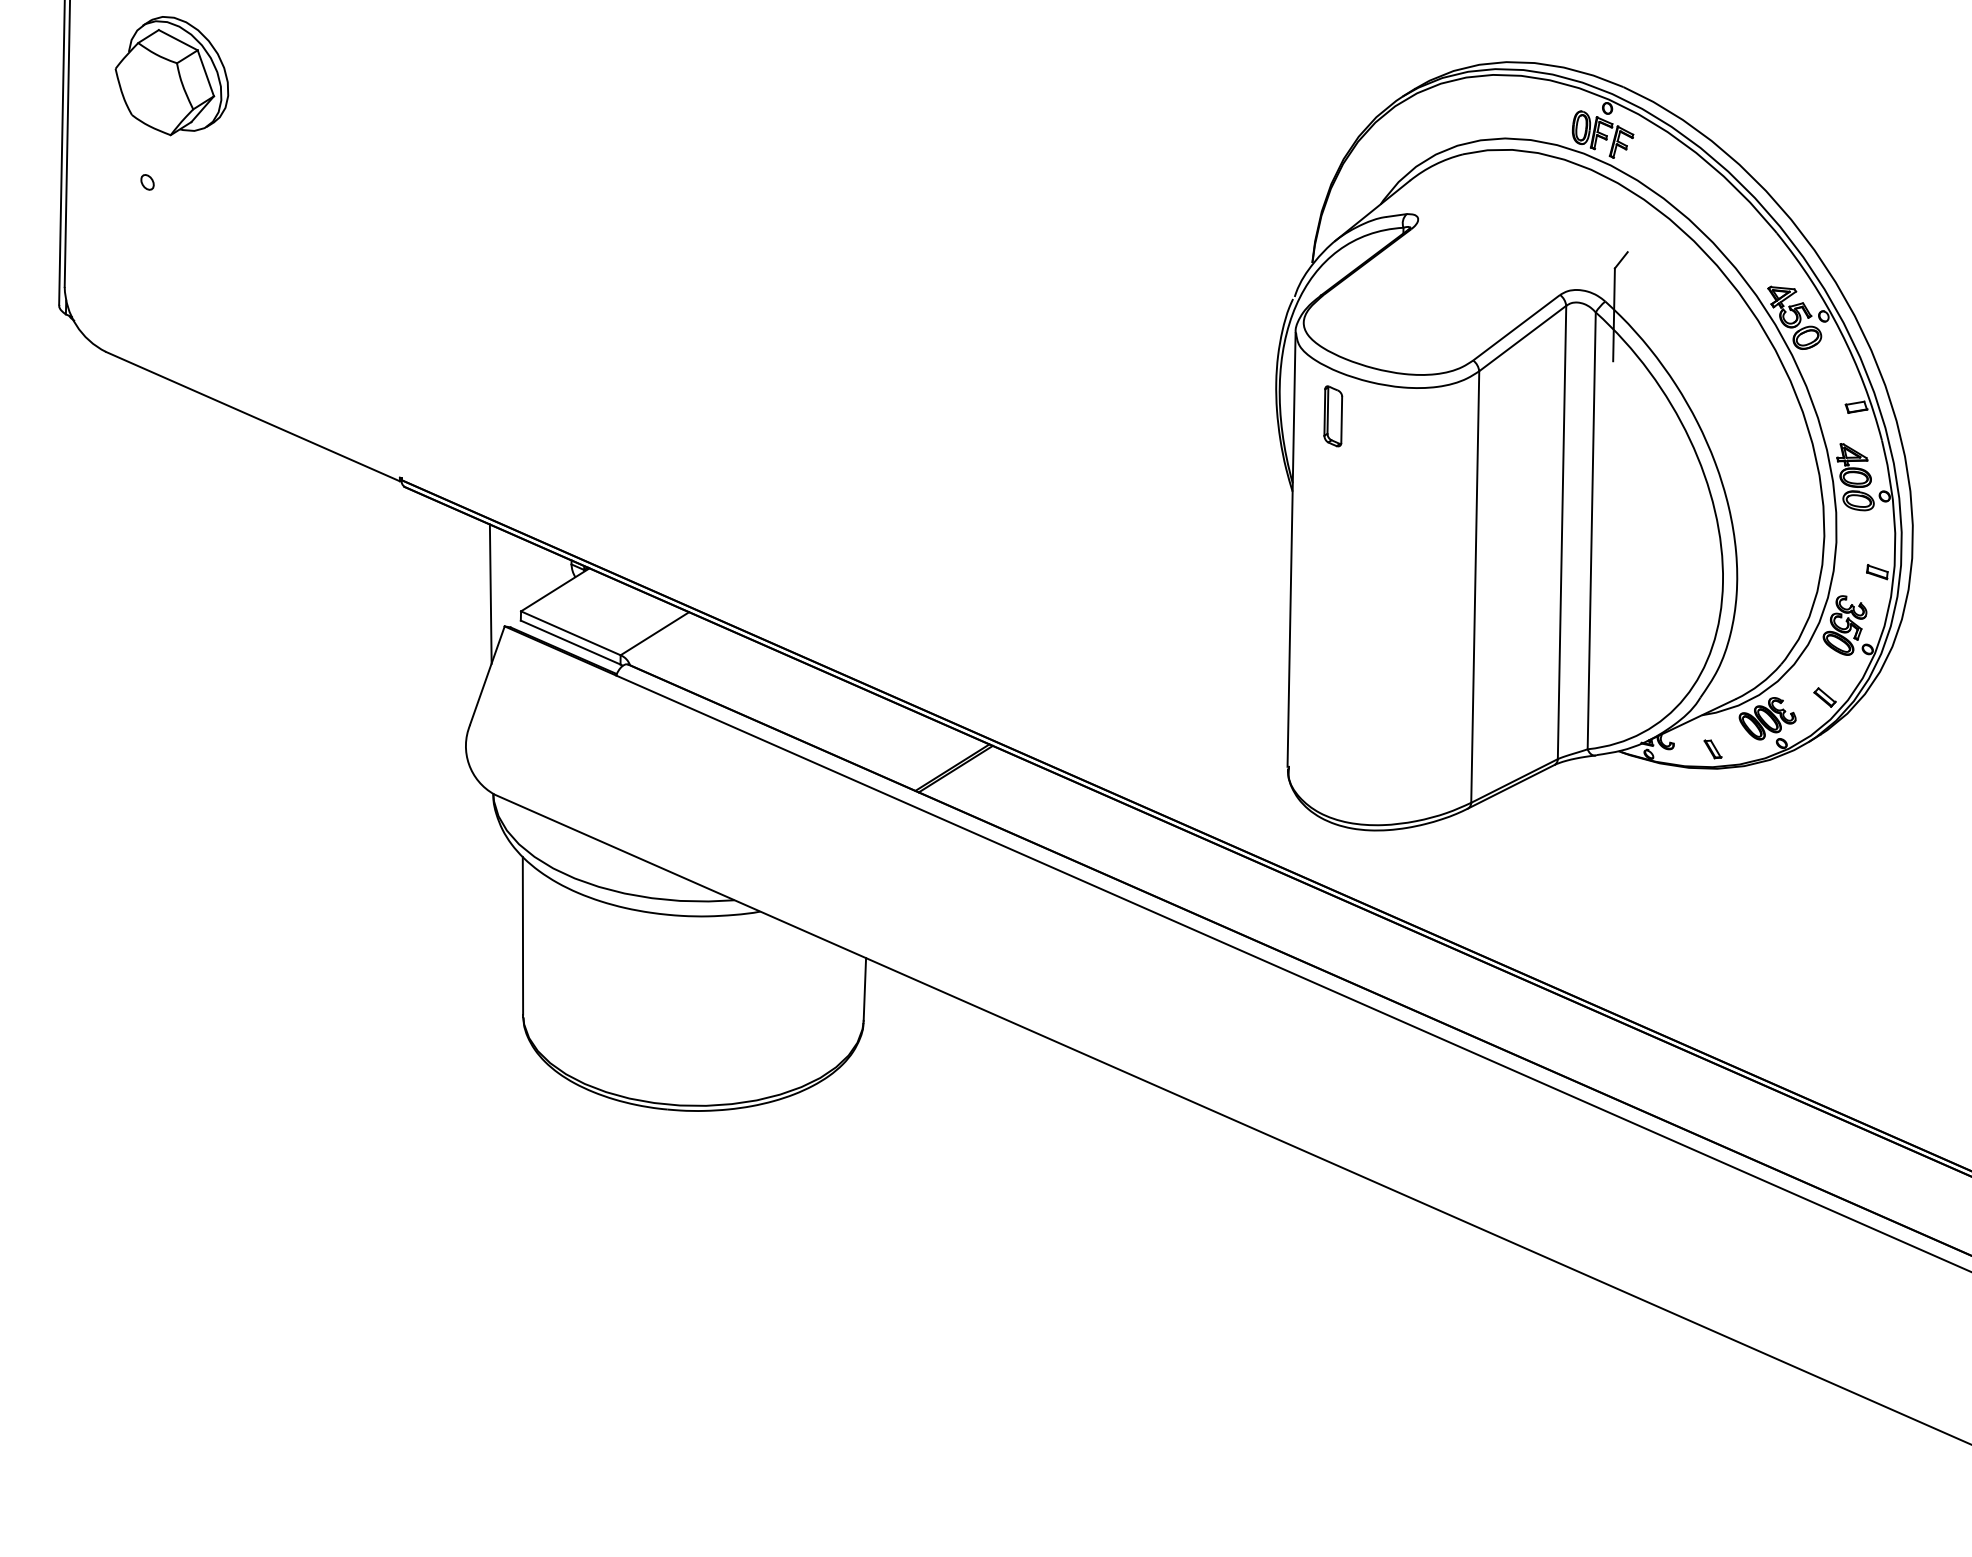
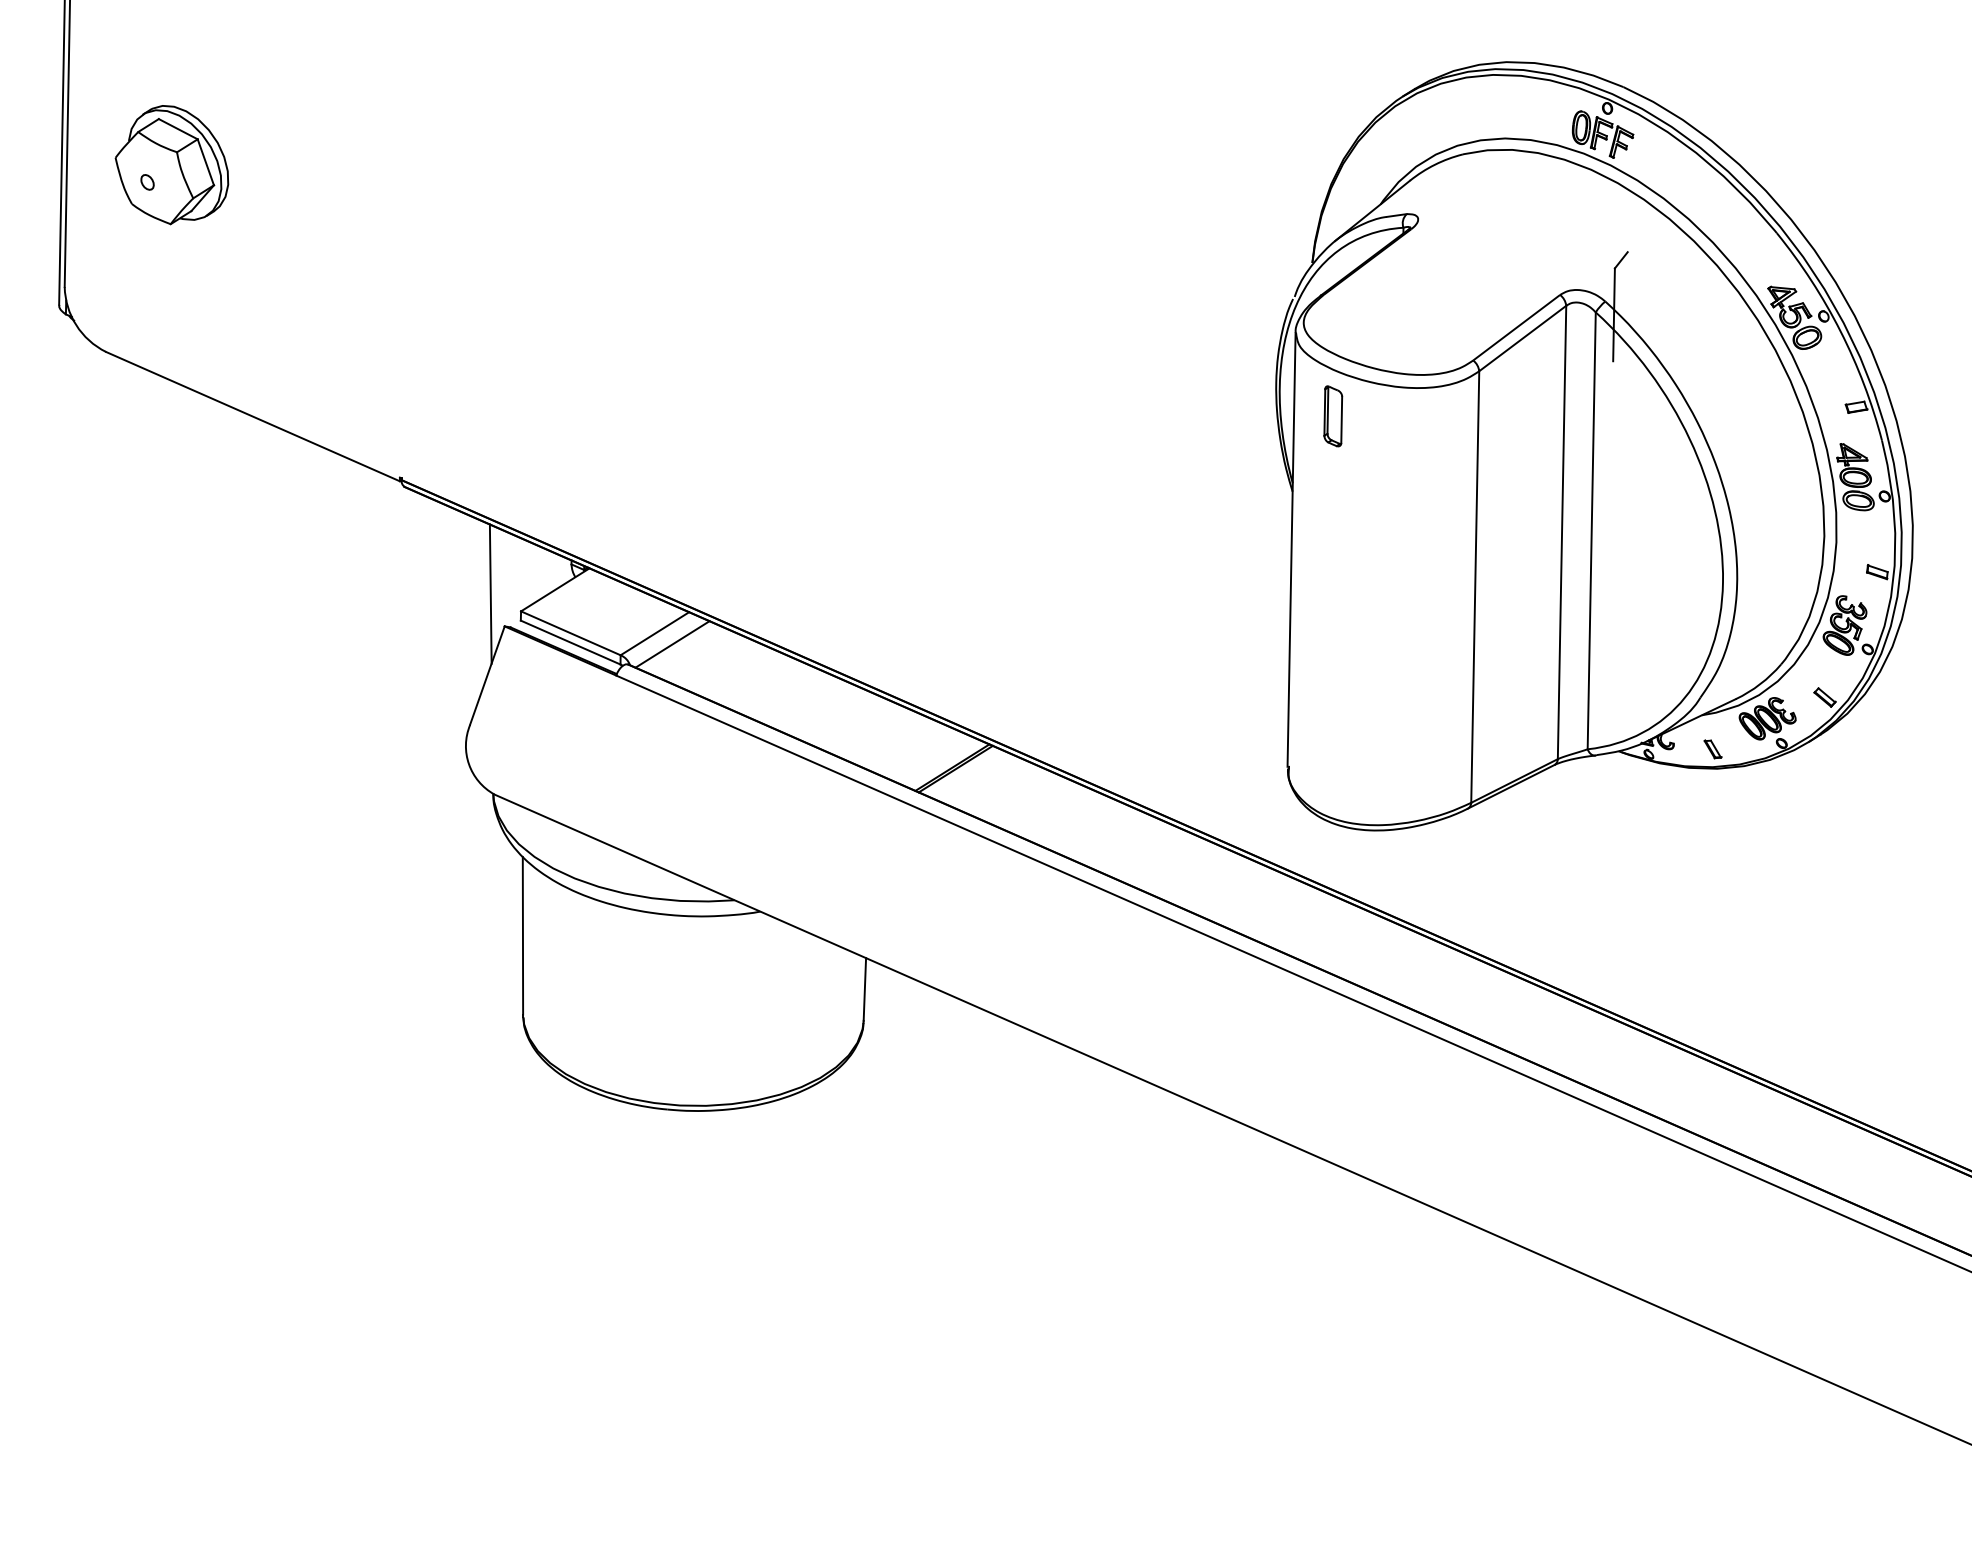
part position: (171, 76) -> (171, 165) (171, 165)
line: none -> present (672, 644)
